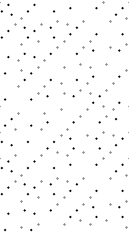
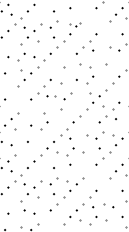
part size: 19x9 px -> 13x6 px (75, 24)
part position: (72, 93) -> (63, 96) (63, 96)
part position: (114, 205) -> (108, 205) (108, 205)
